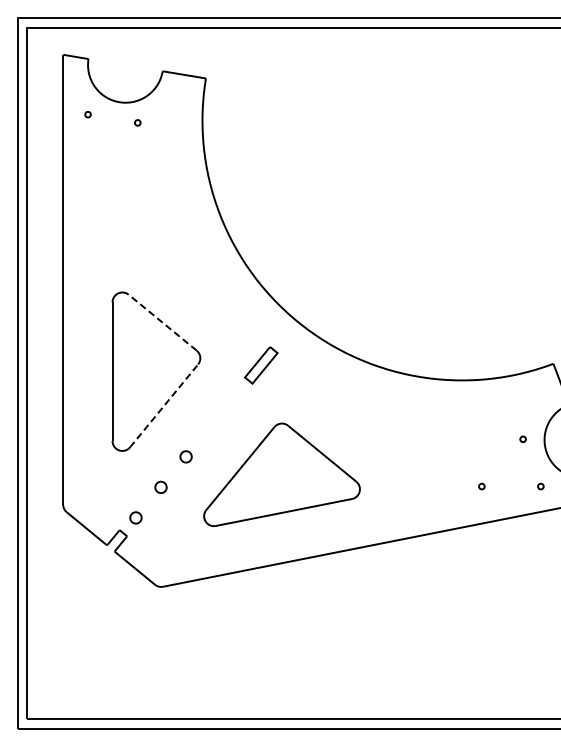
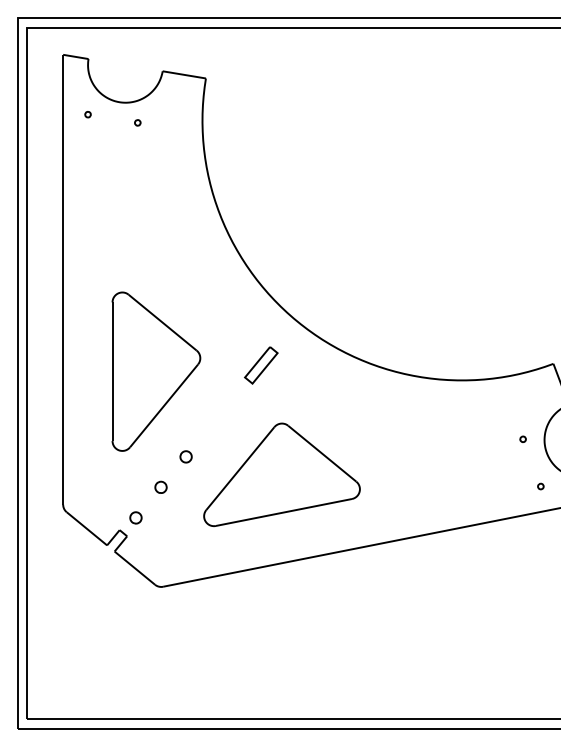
line: dashed -> solid (162, 322)
line: dashed -> solid (164, 405)
part: present -> none (481, 486)
